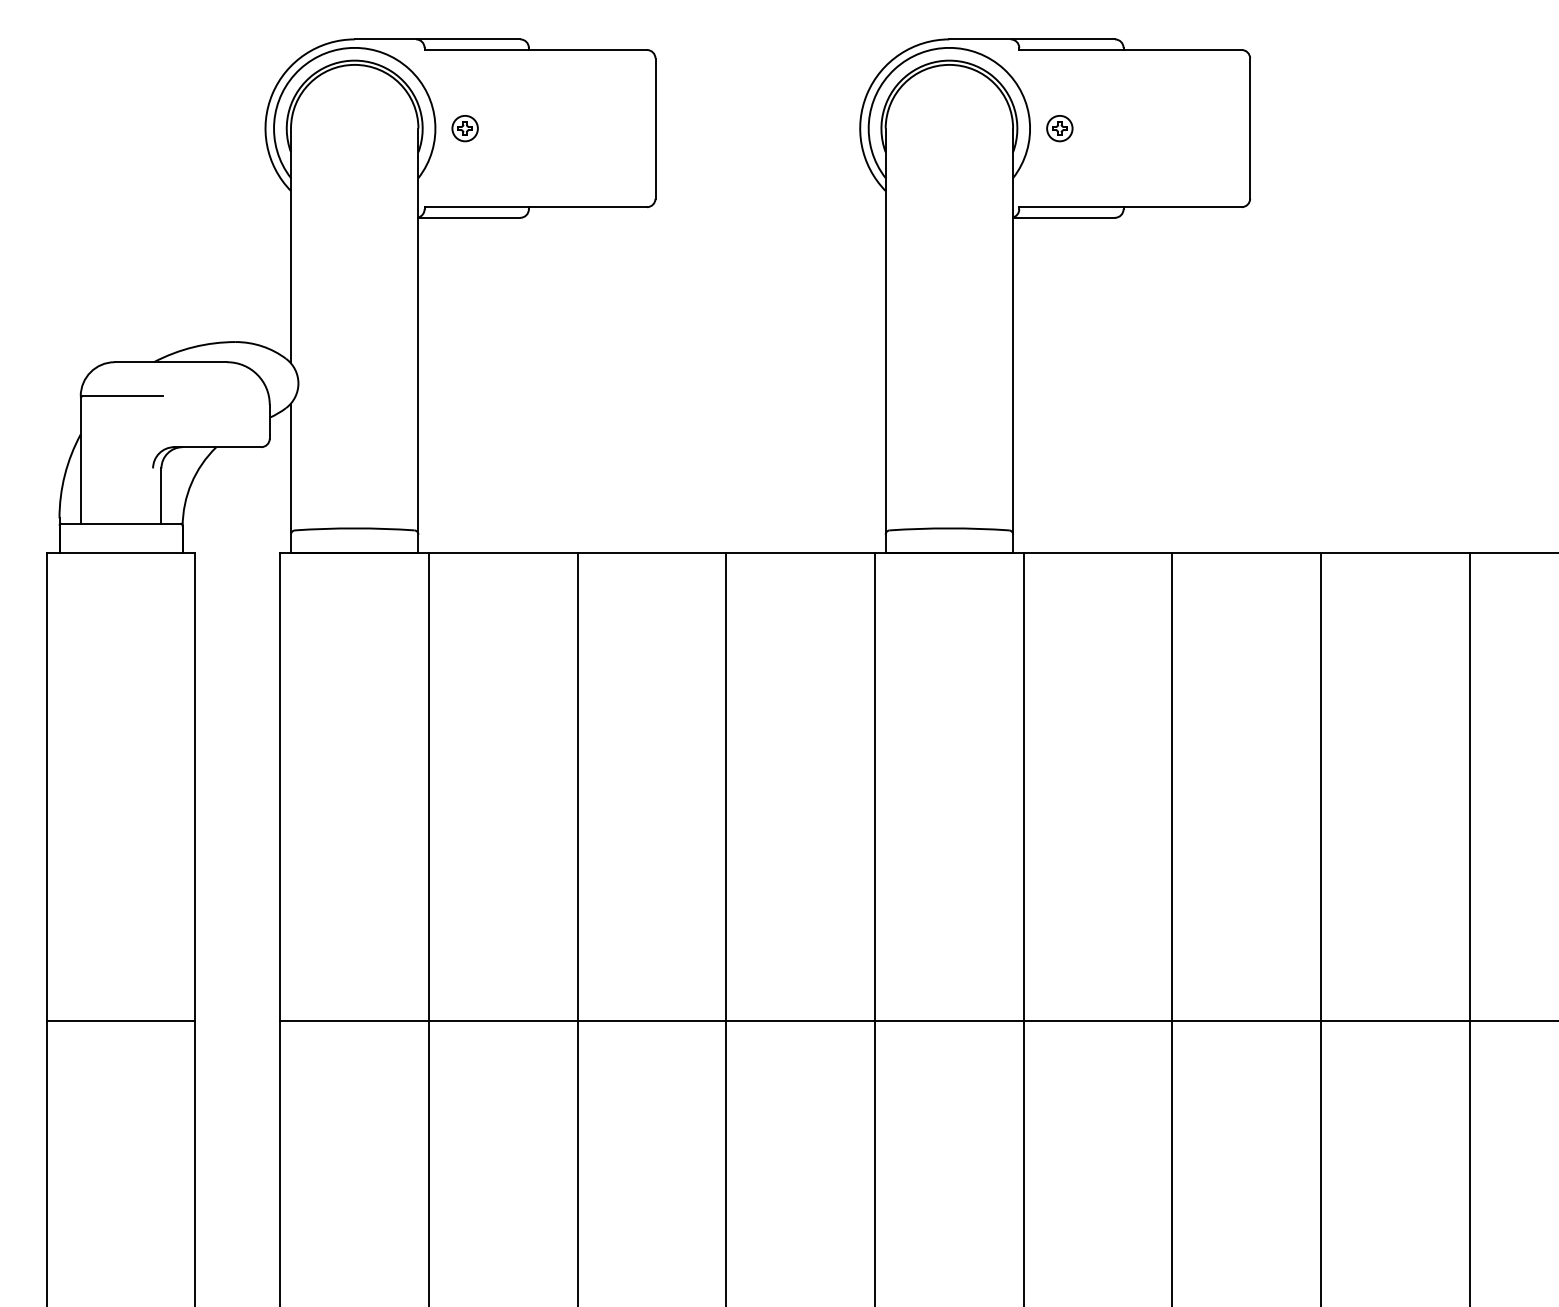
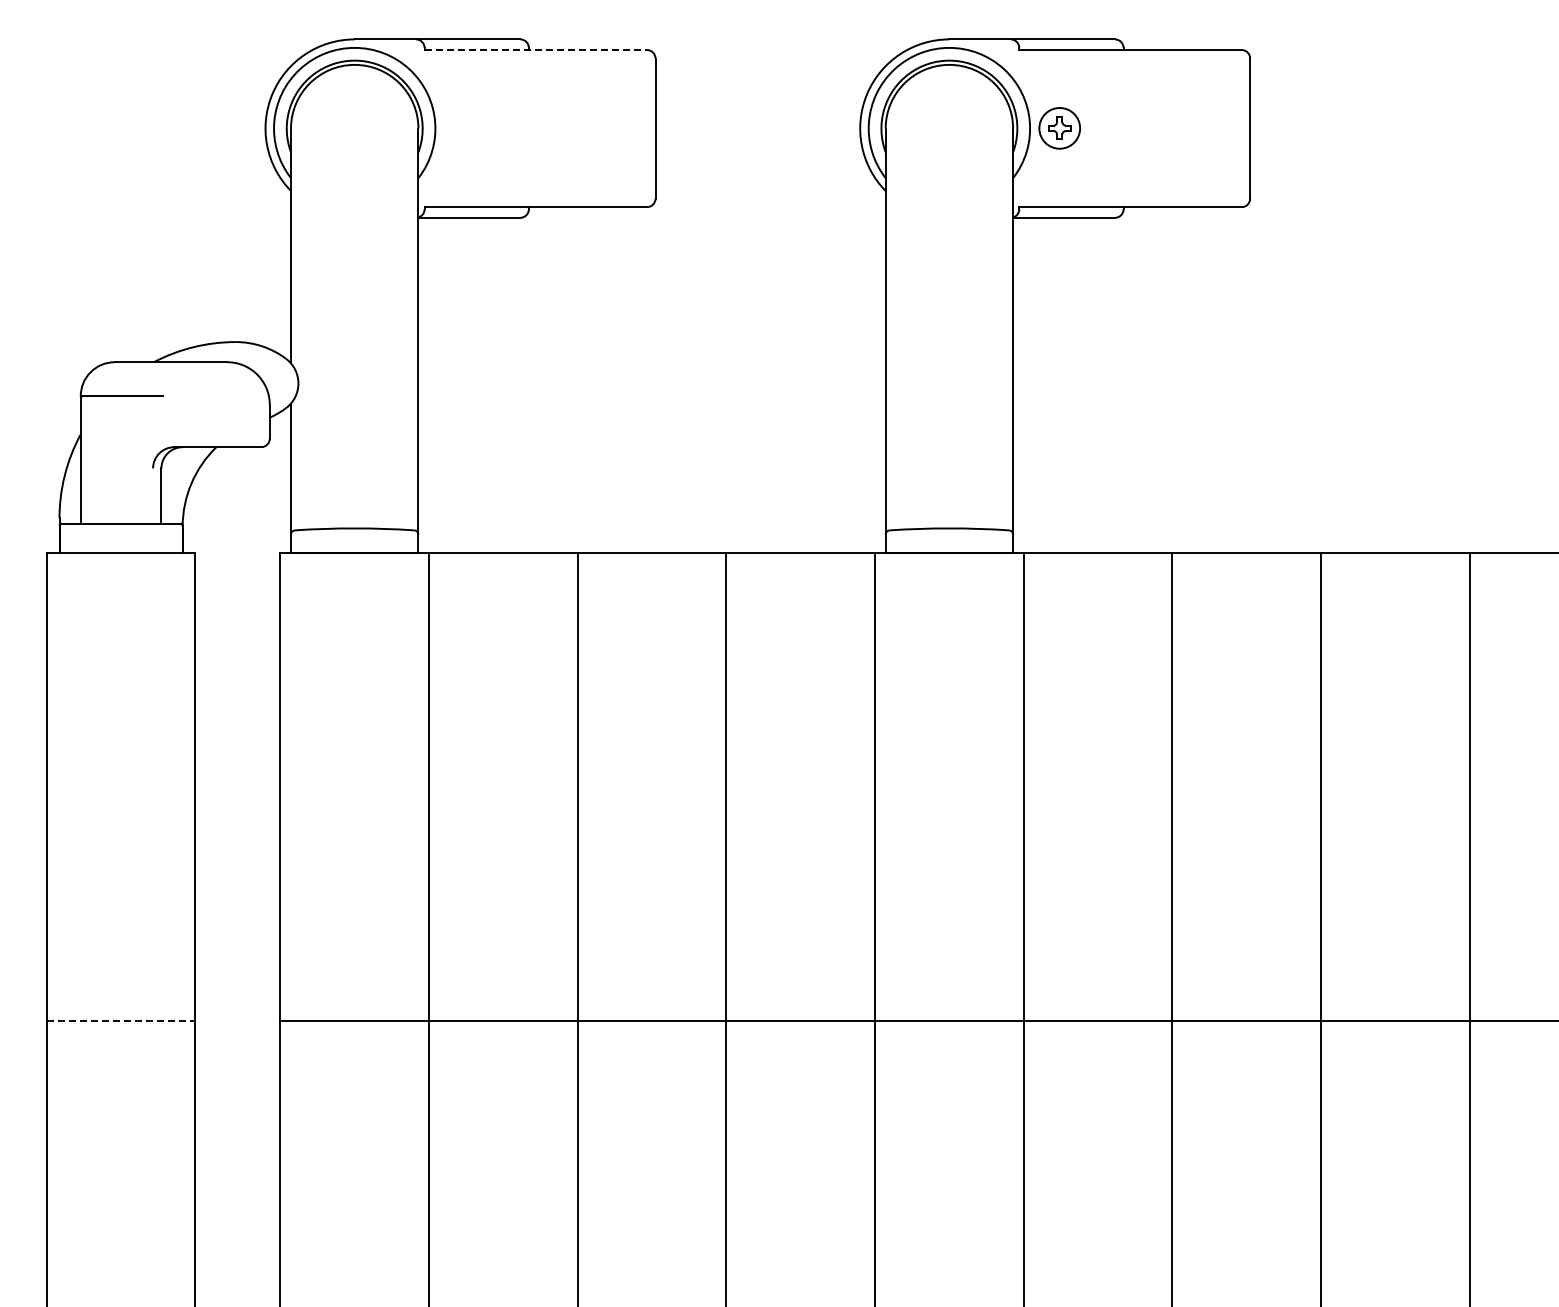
line: solid -> dashed (536, 50)
part: present -> none (464, 128)
part size: 28x28 px -> 43x43 px (1059, 128)
line: solid -> dashed (121, 1020)
